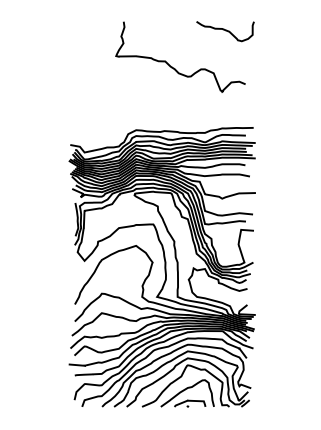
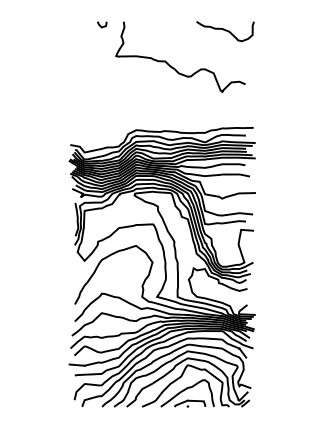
line: none -> present (101, 25)
